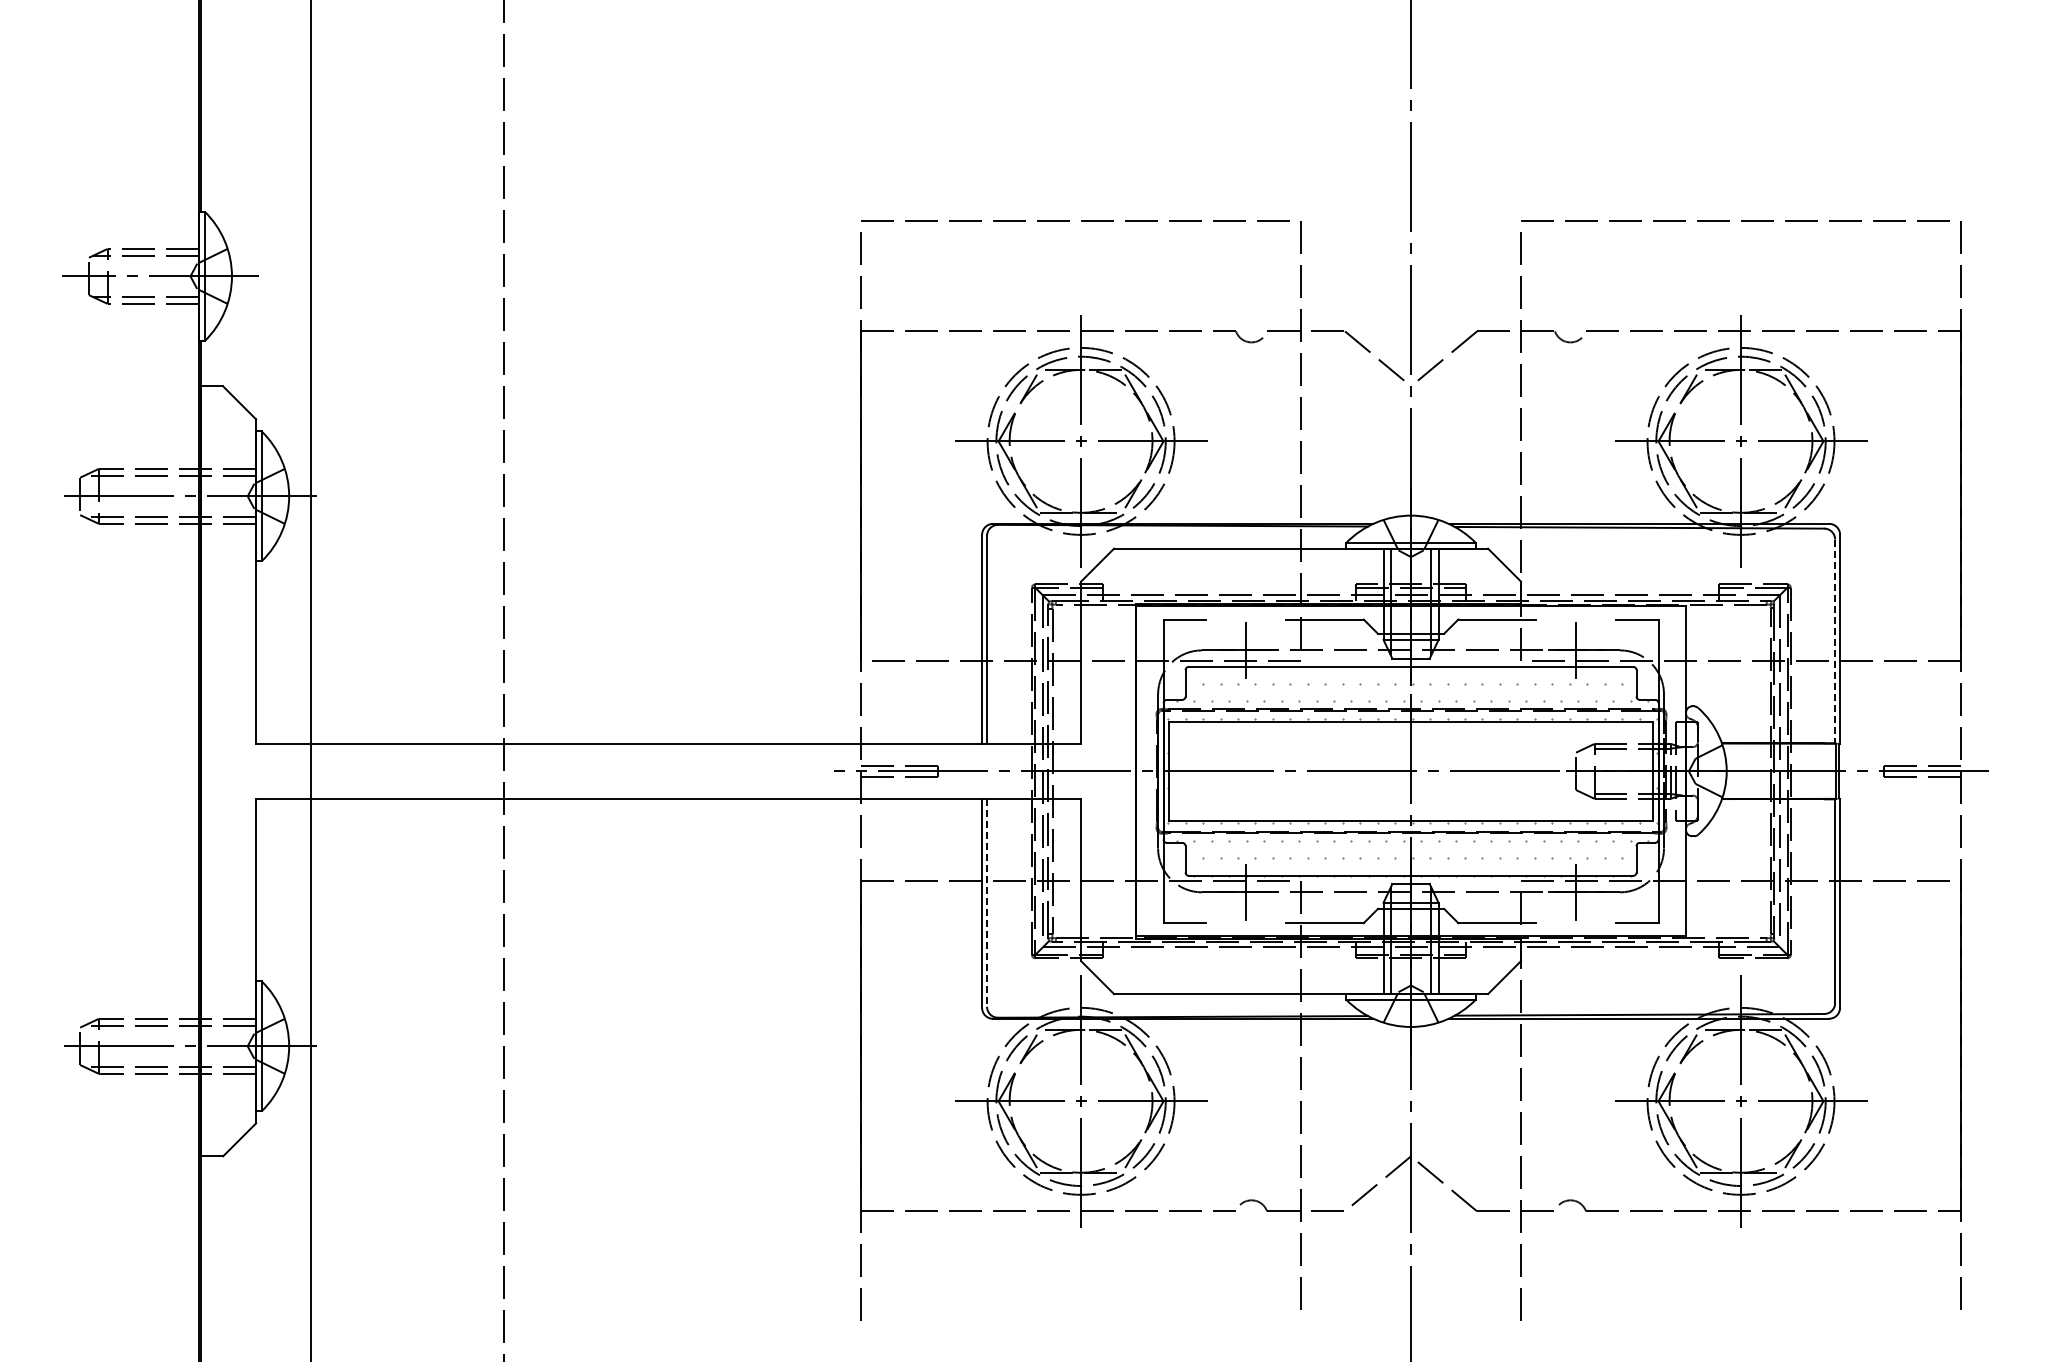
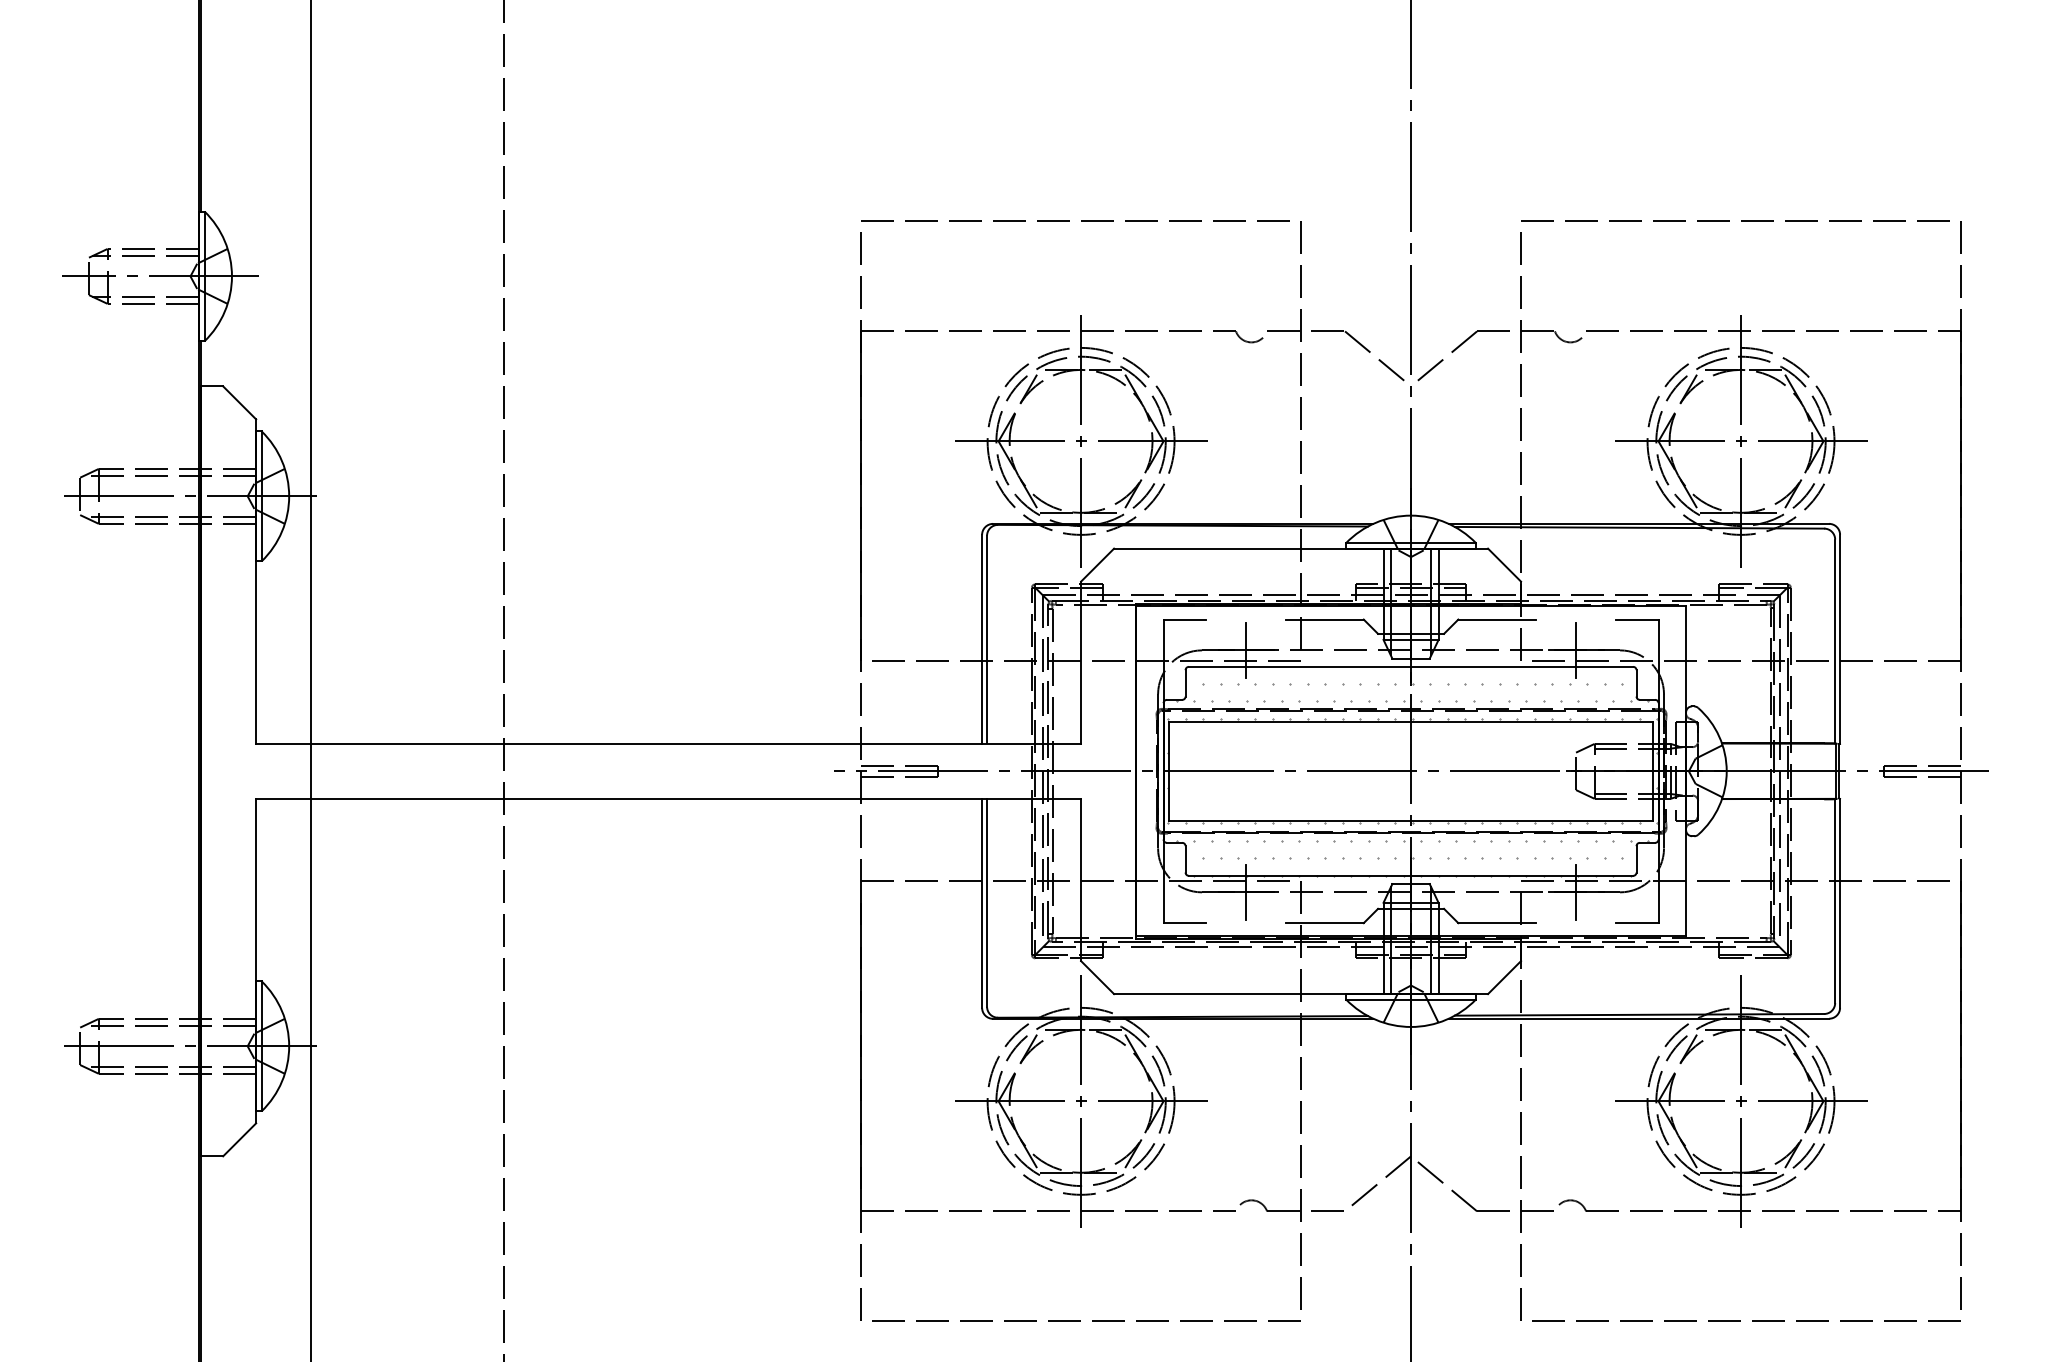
line: dashed -> solid (1835, 641)
line: dashed -> solid (987, 902)
line: none -> present (1080, 1320)
line: none -> present (1740, 1320)
